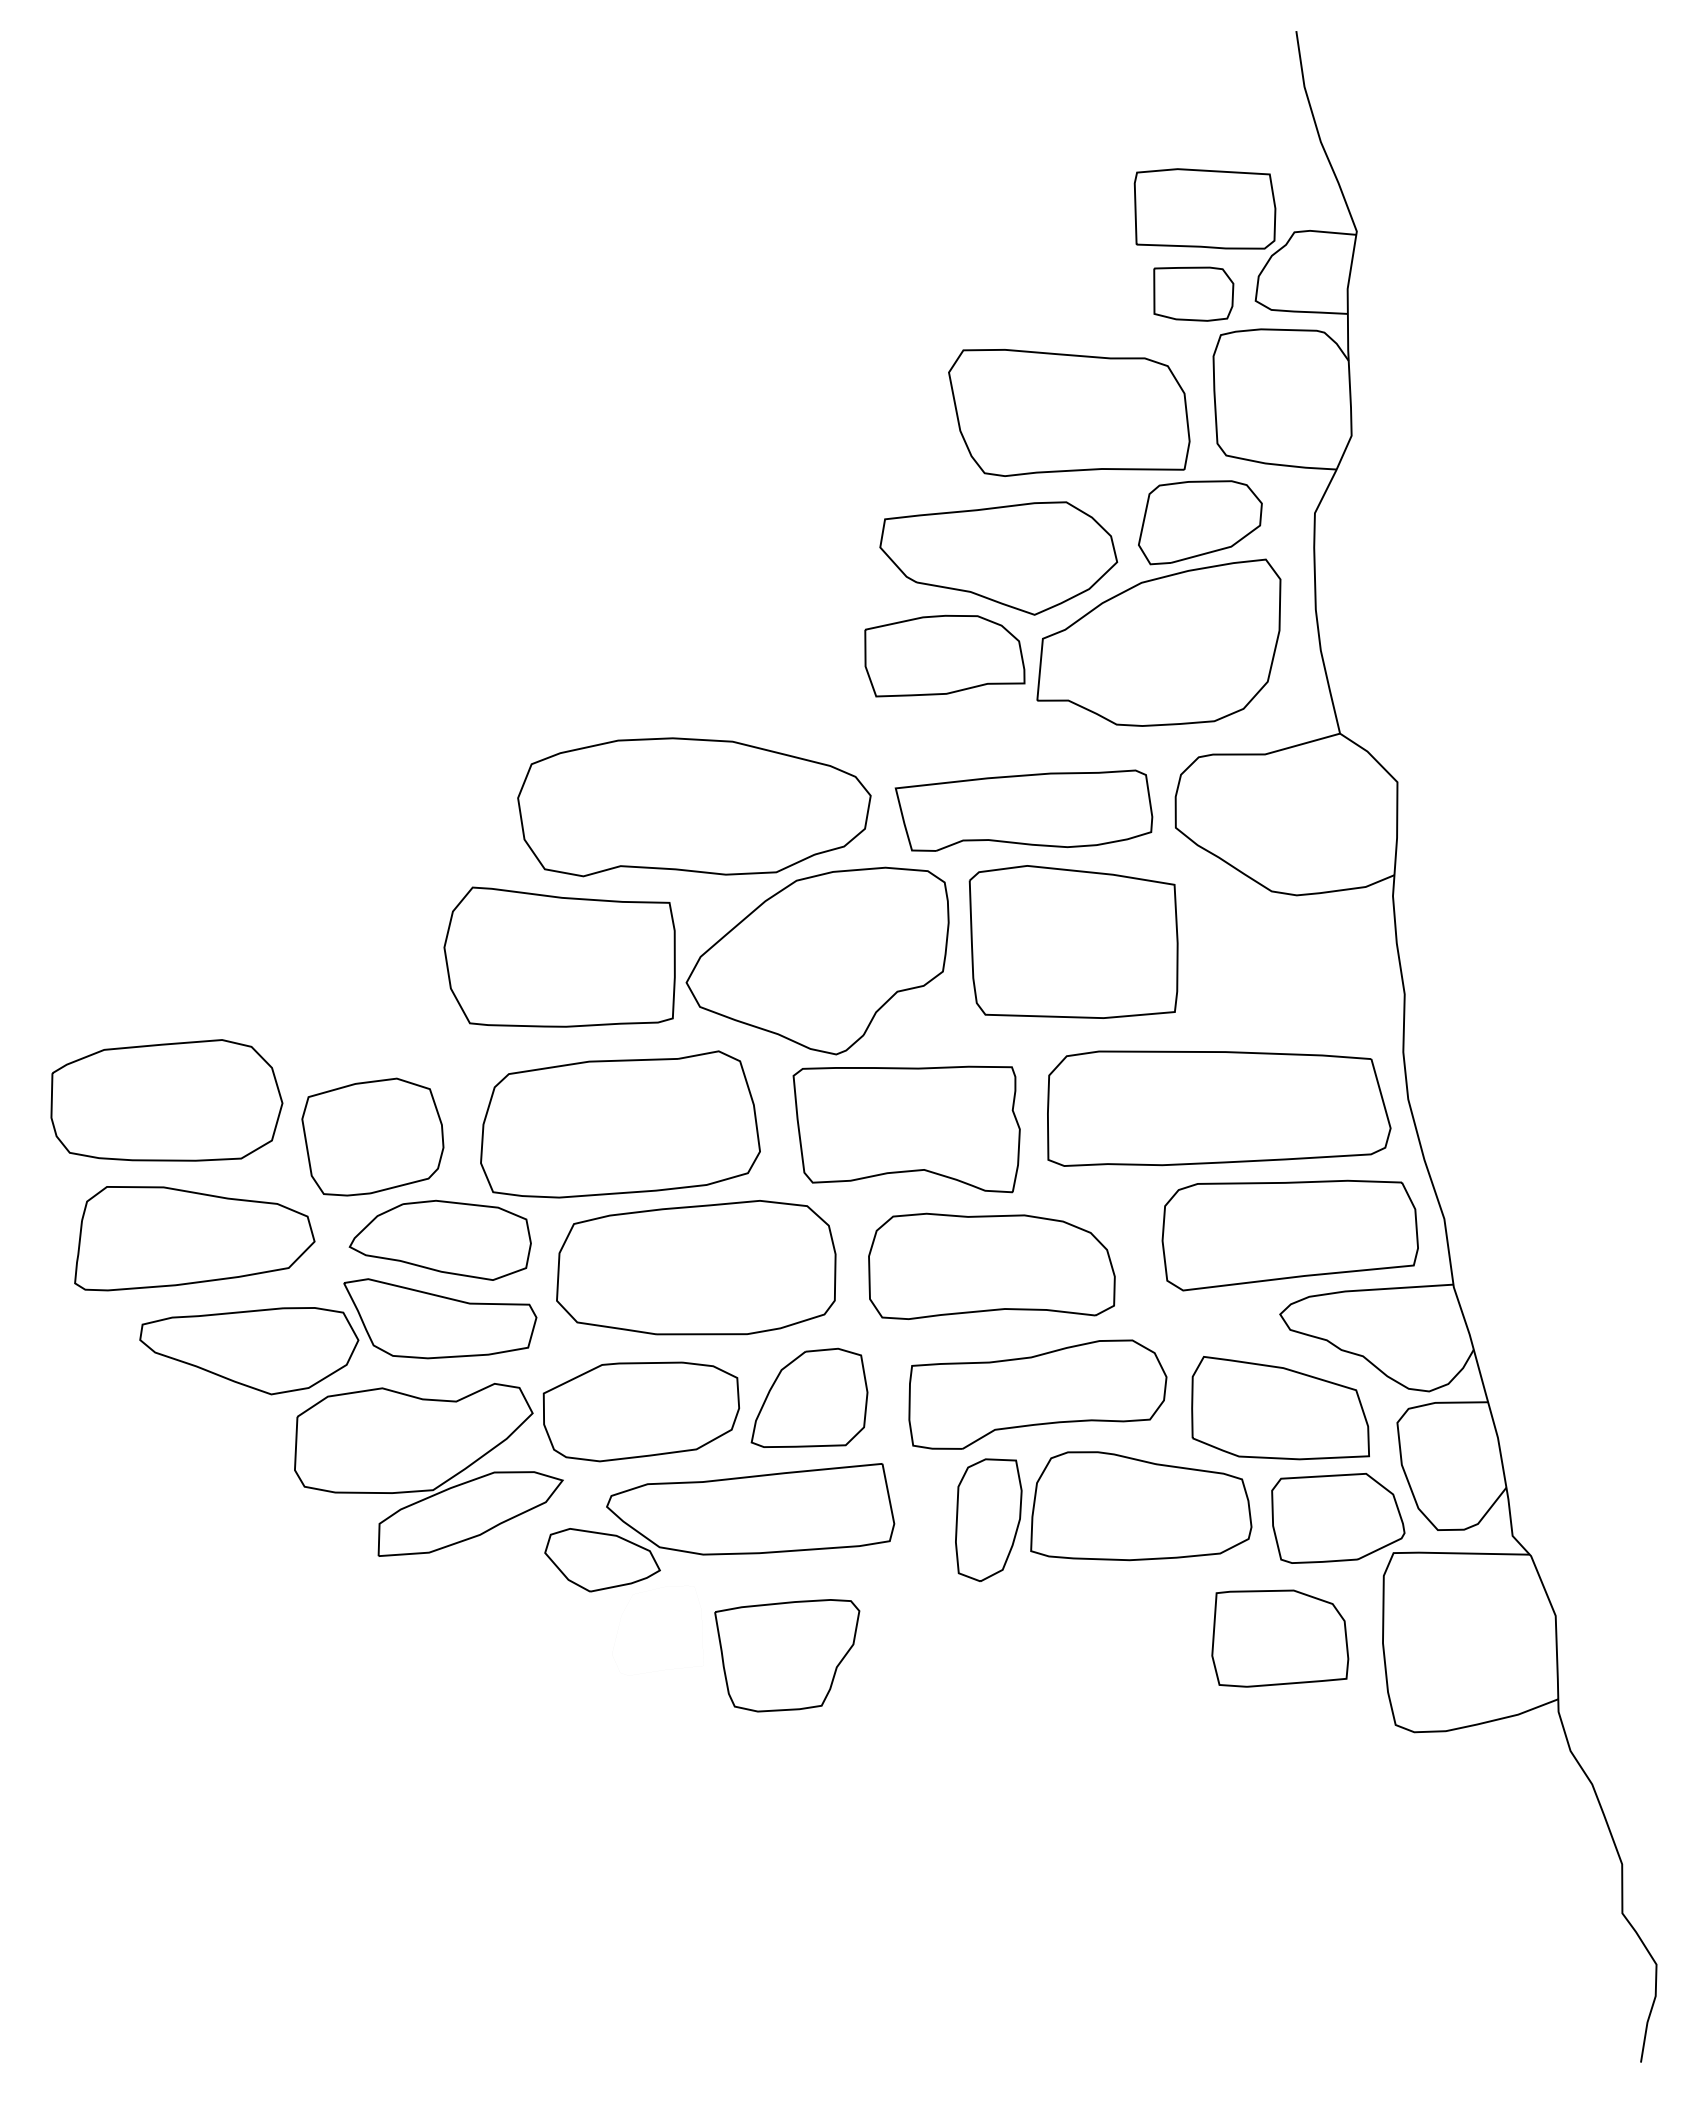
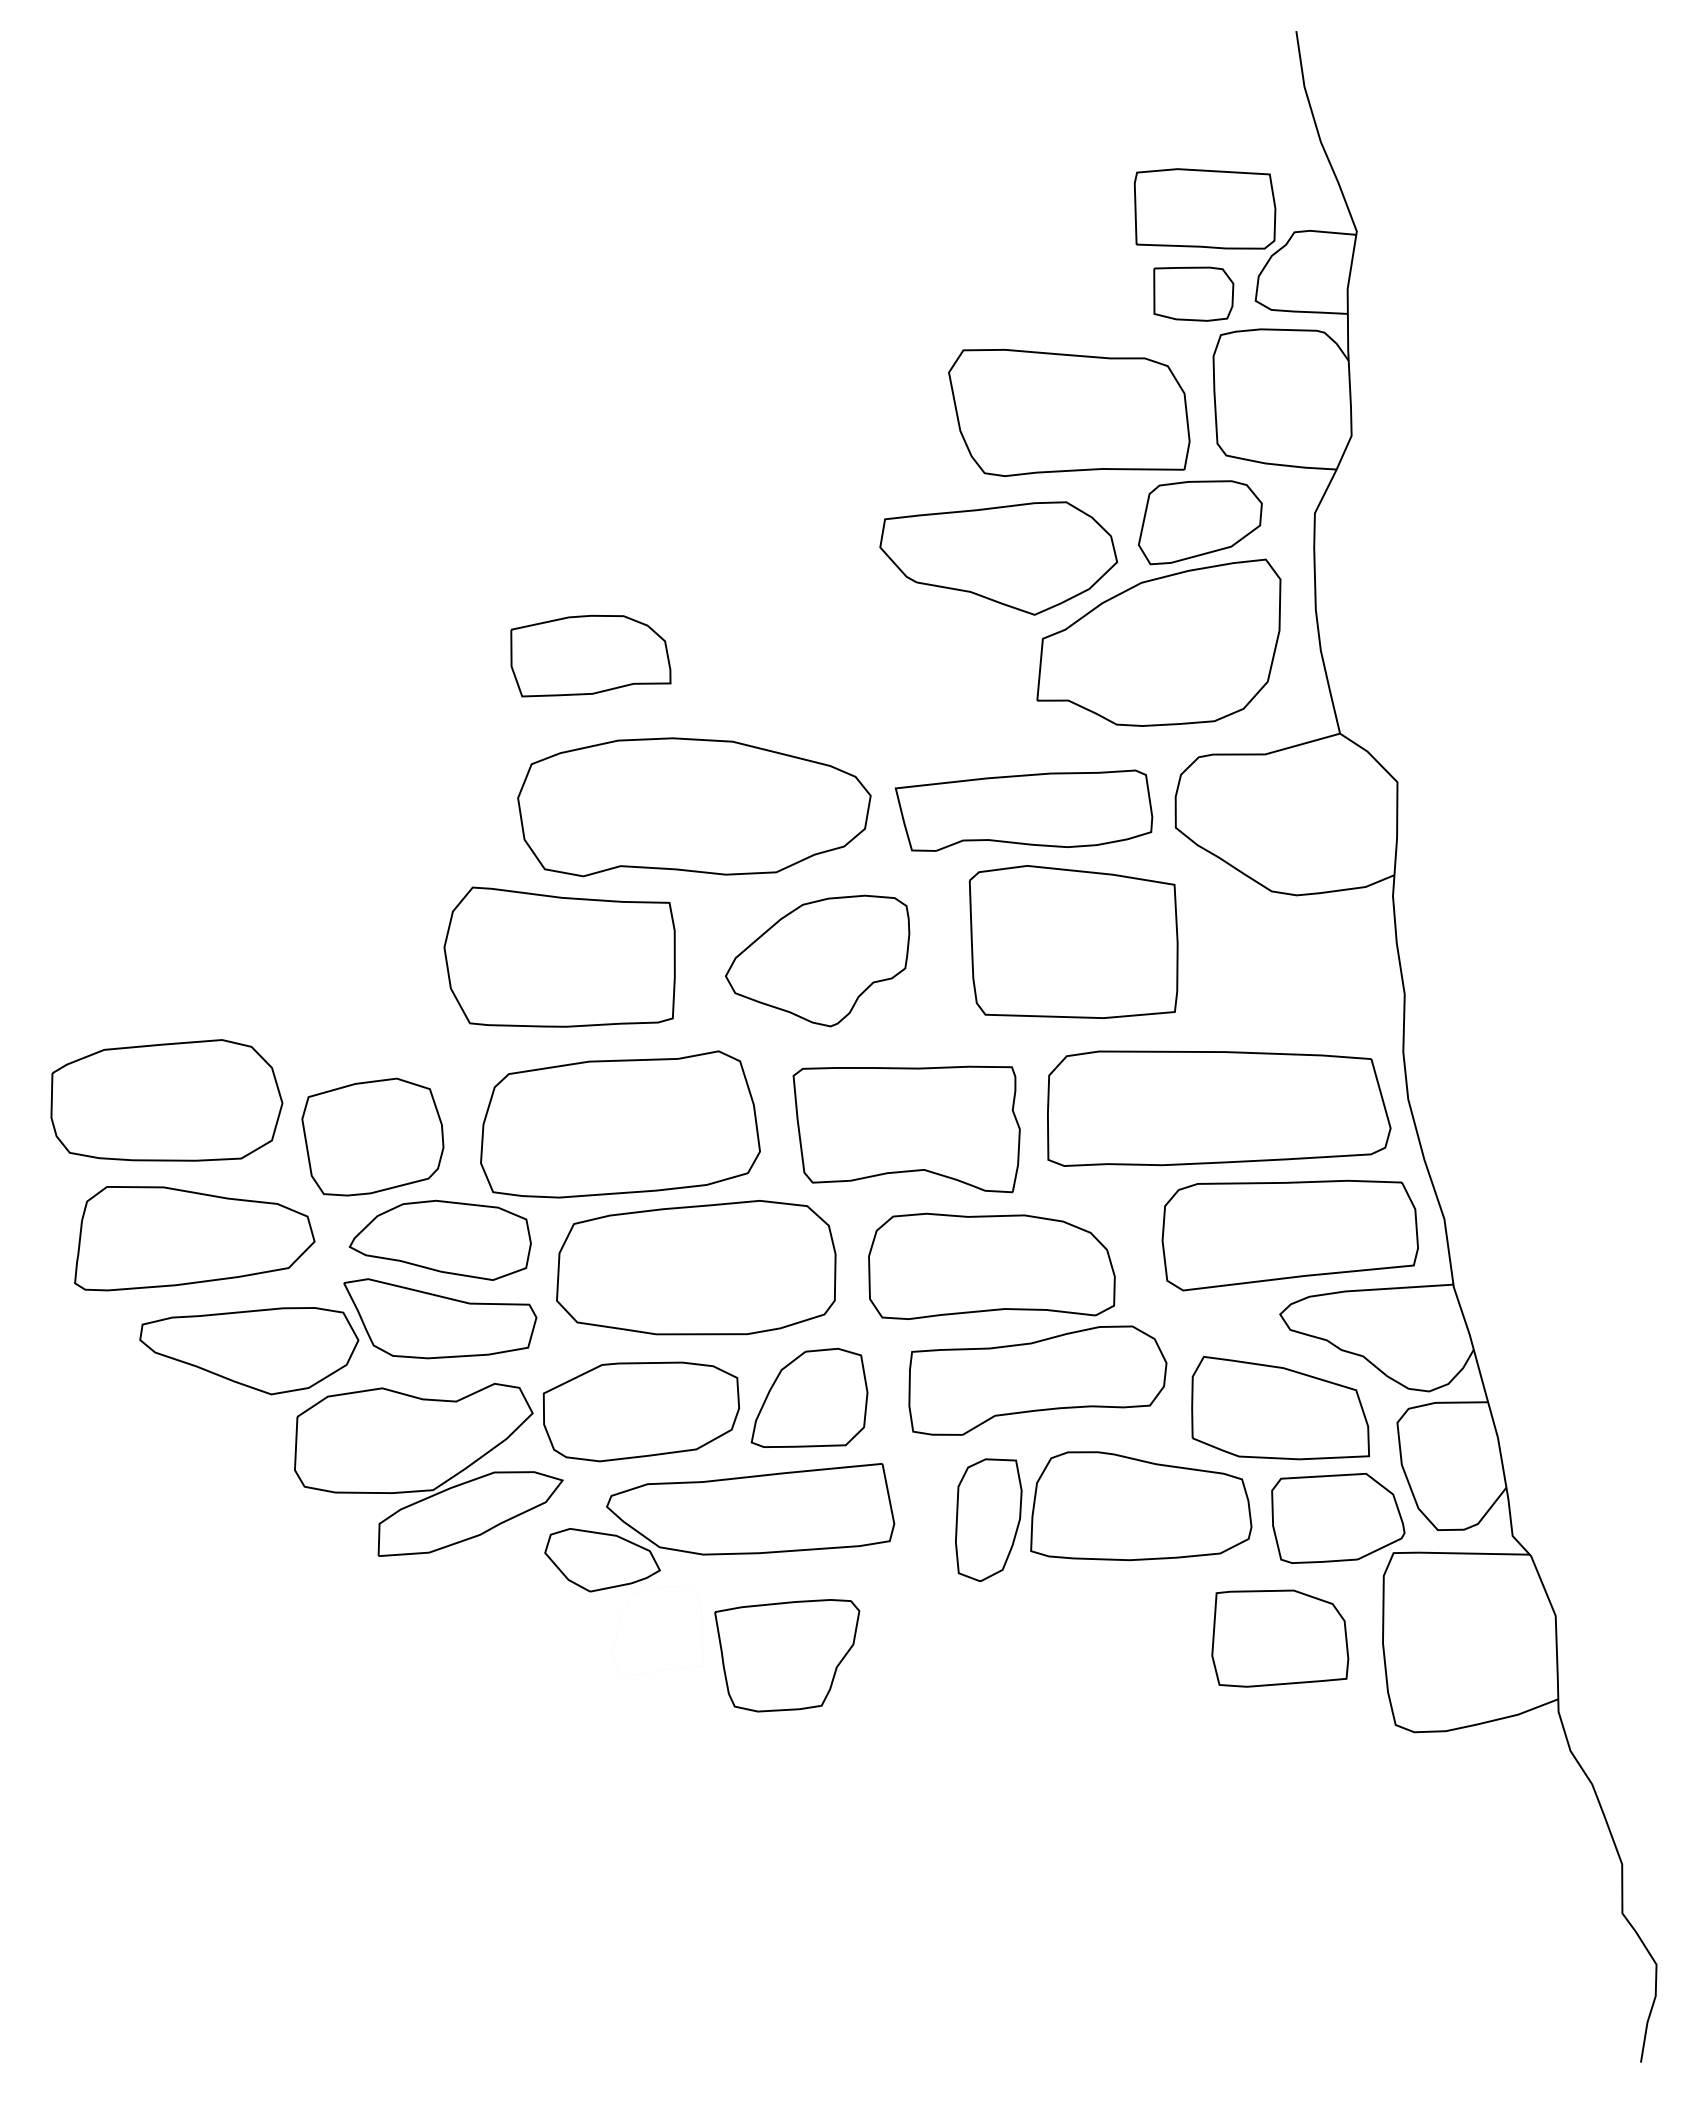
part position: (944, 655) -> (590, 655) (590, 655)
part size: 265x190 px -> 186x134 px (817, 960)
part position: (1037, 1394) -> (1037, 1380) (1037, 1380)
